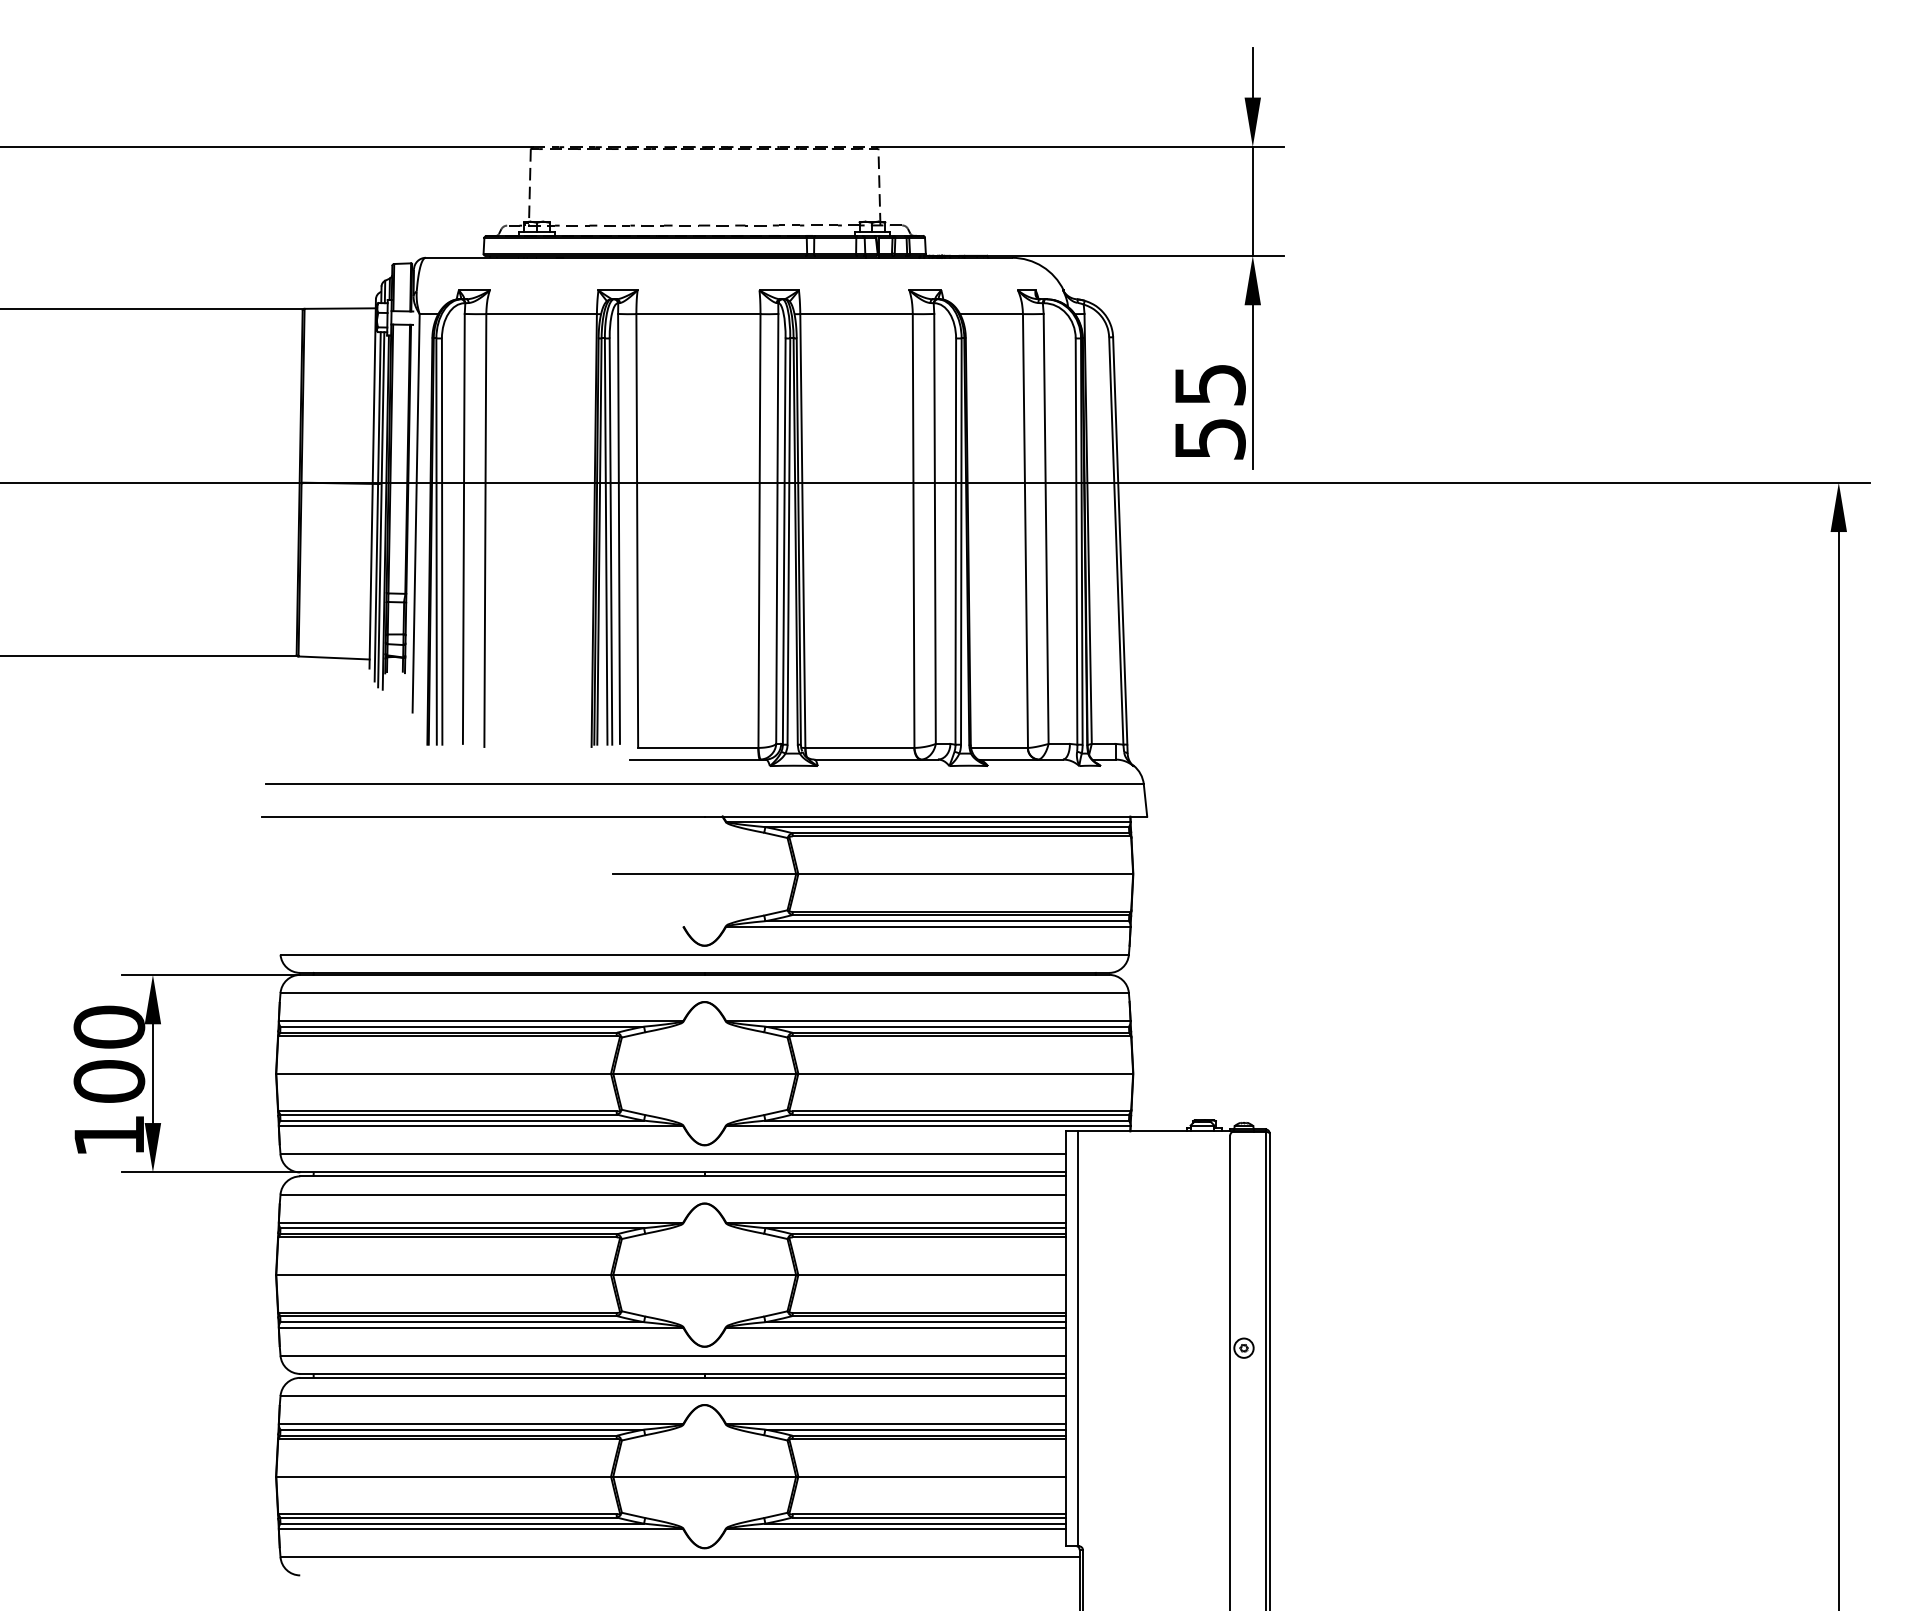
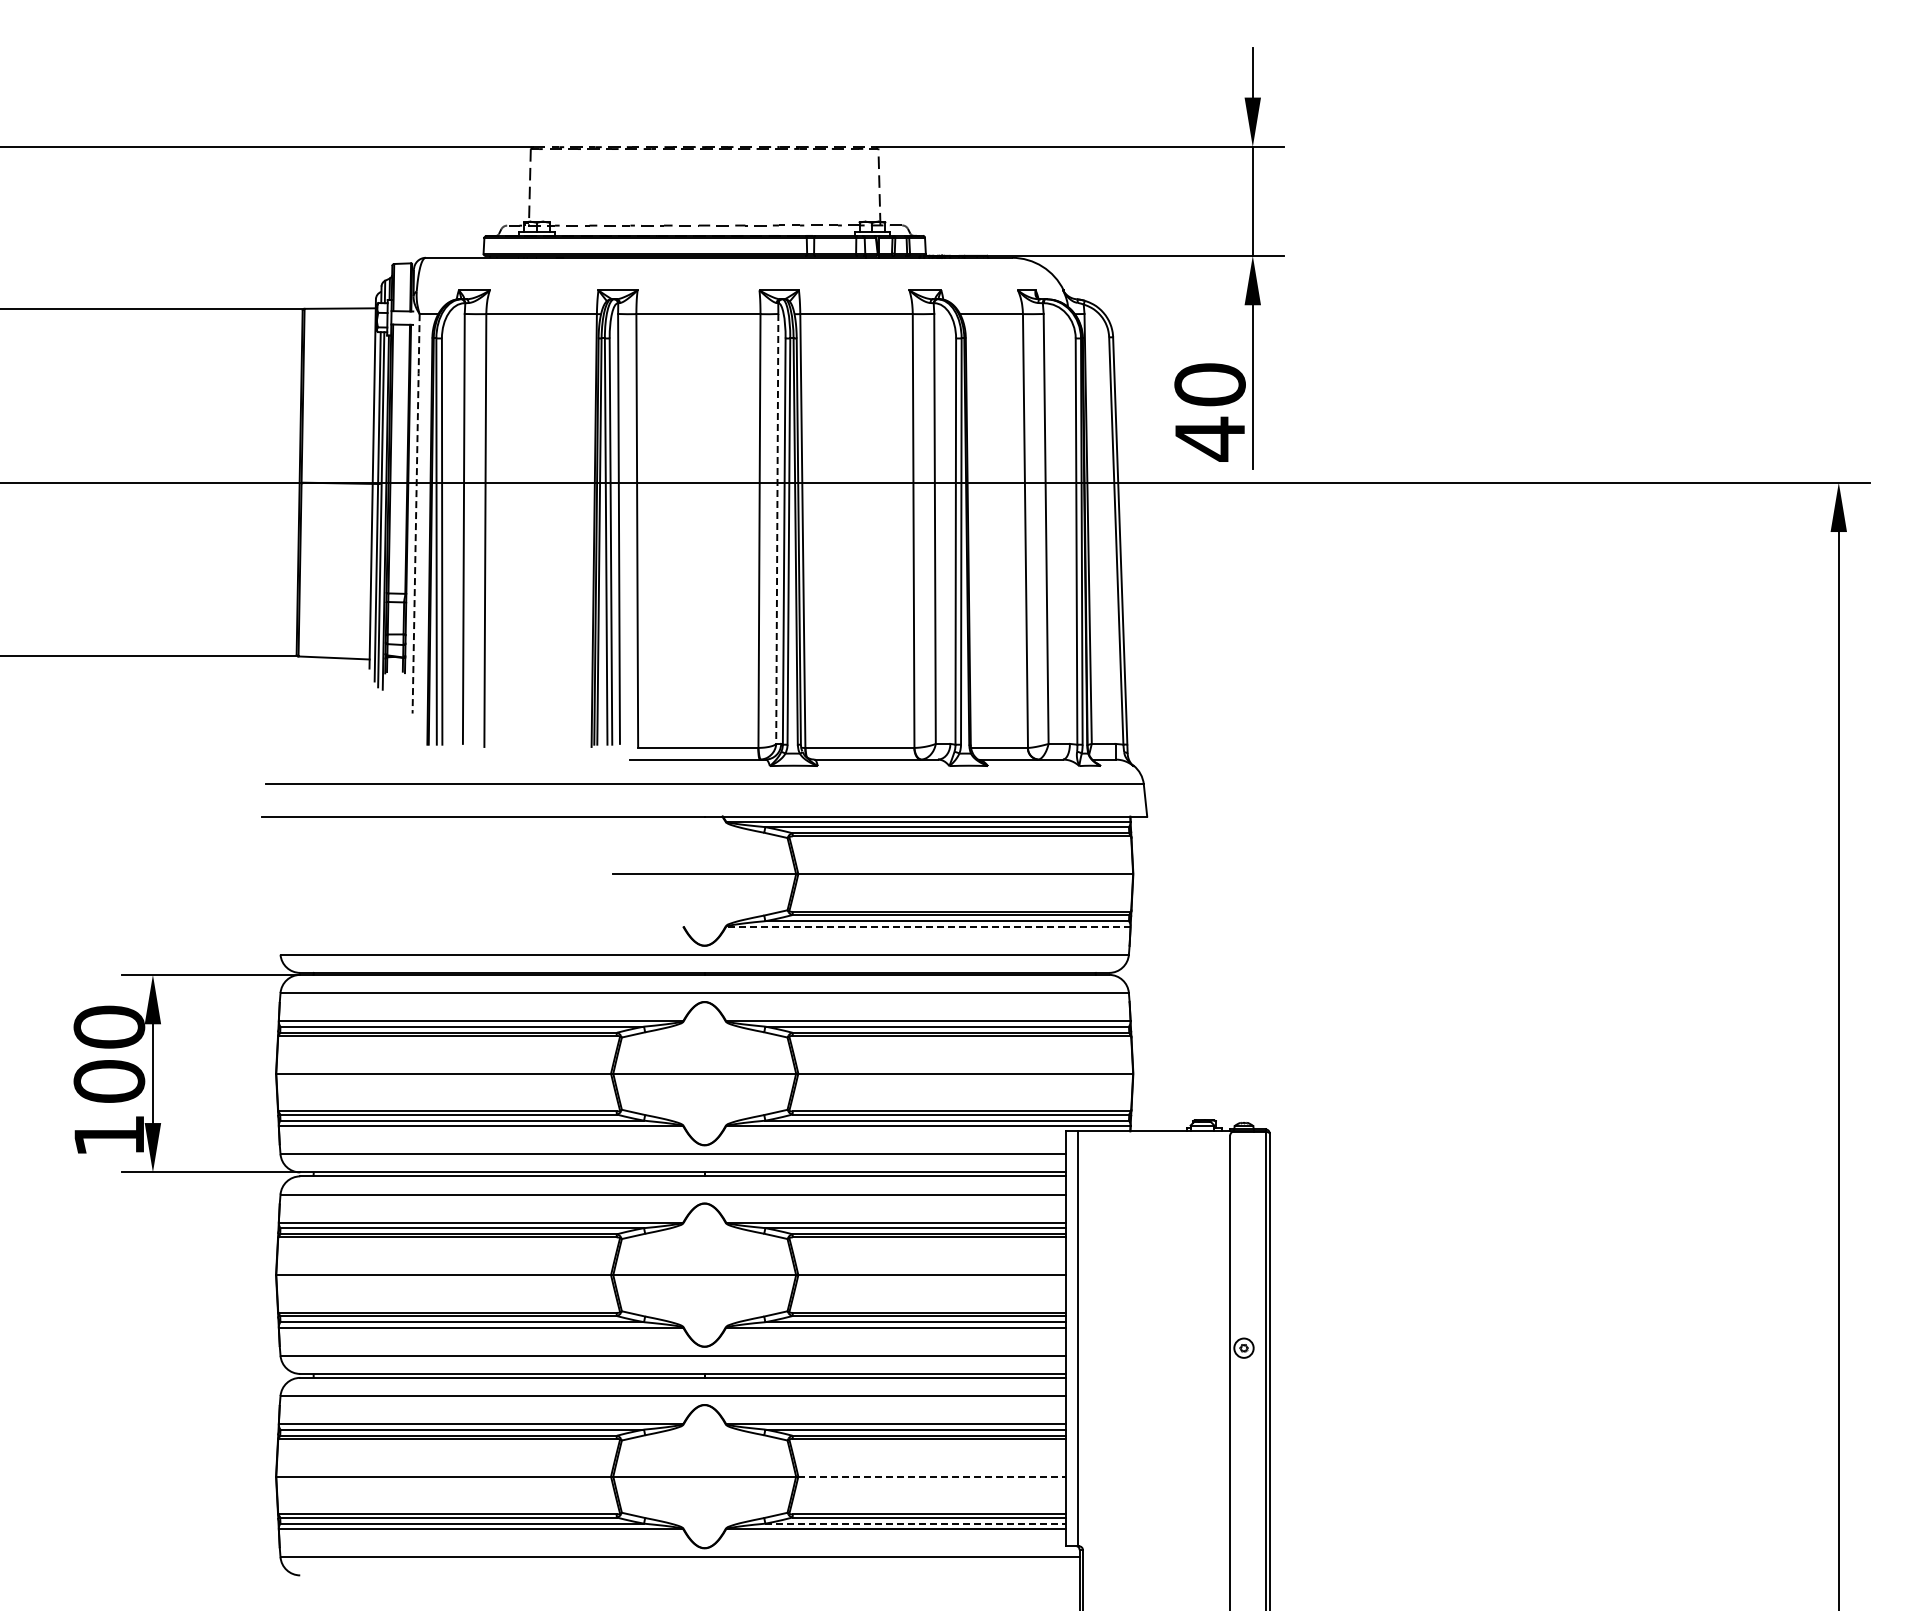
text: 55 -> 40 (1209, 412)
line: solid -> dashed (416, 513)
line: solid -> dashed (777, 528)
line: solid -> dashed (927, 926)
line: solid -> dashed (932, 1476)
line: solid -> dashed (916, 1523)
